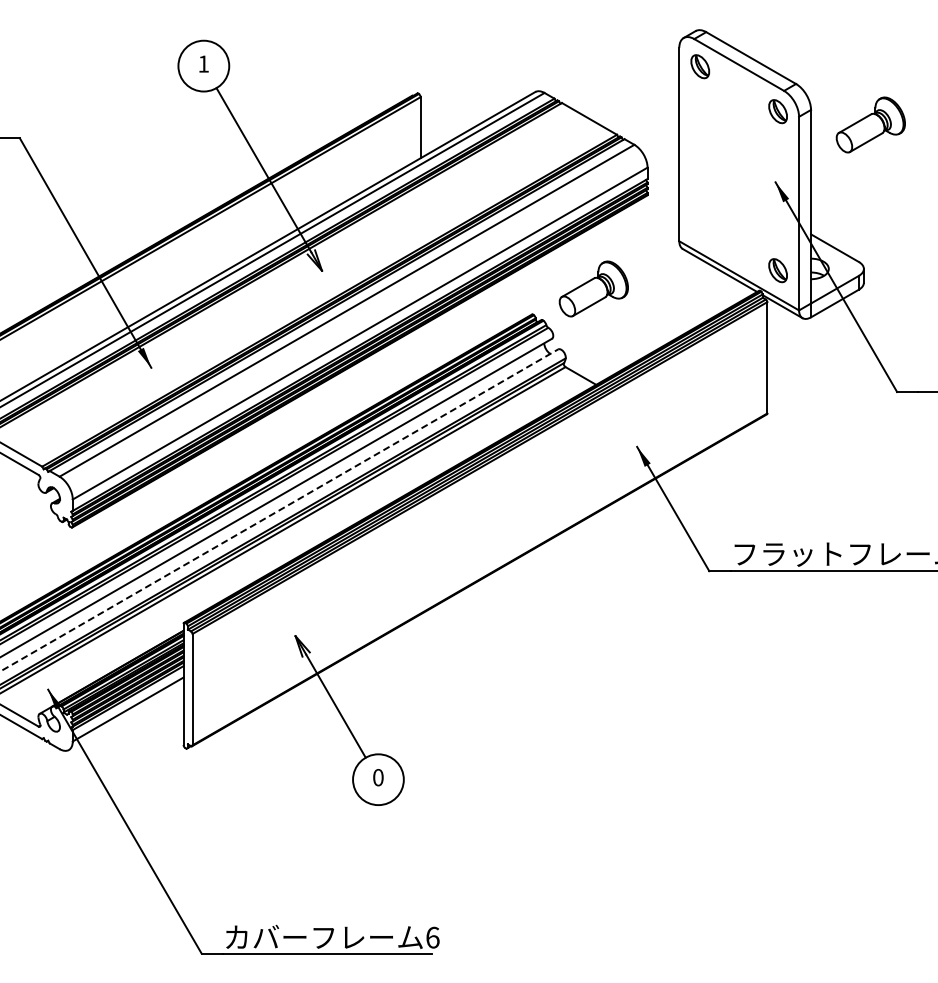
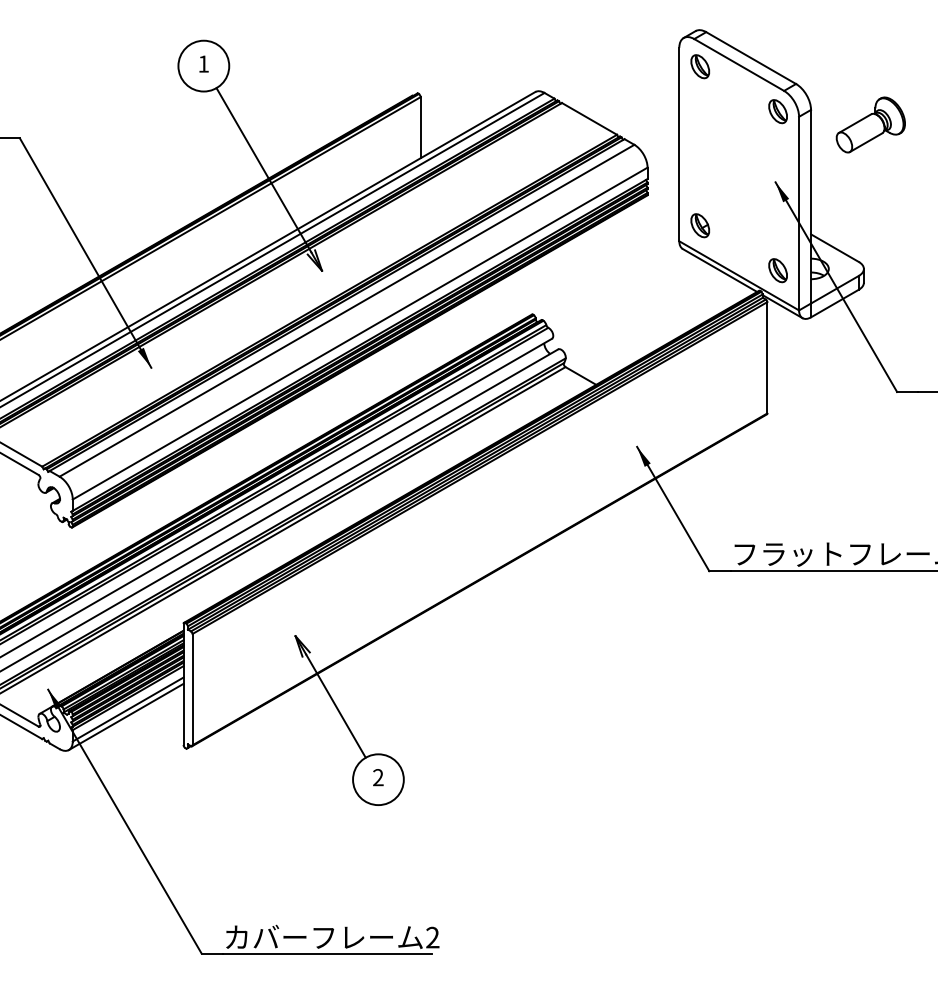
part: none -> present (700, 225)
part: present -> none (593, 288)
line: dashed -> solid (279, 510)
line: none -> present (125, 716)
text: 0 -> 2 (378, 777)
text: 6 -> 2 (432, 937)
